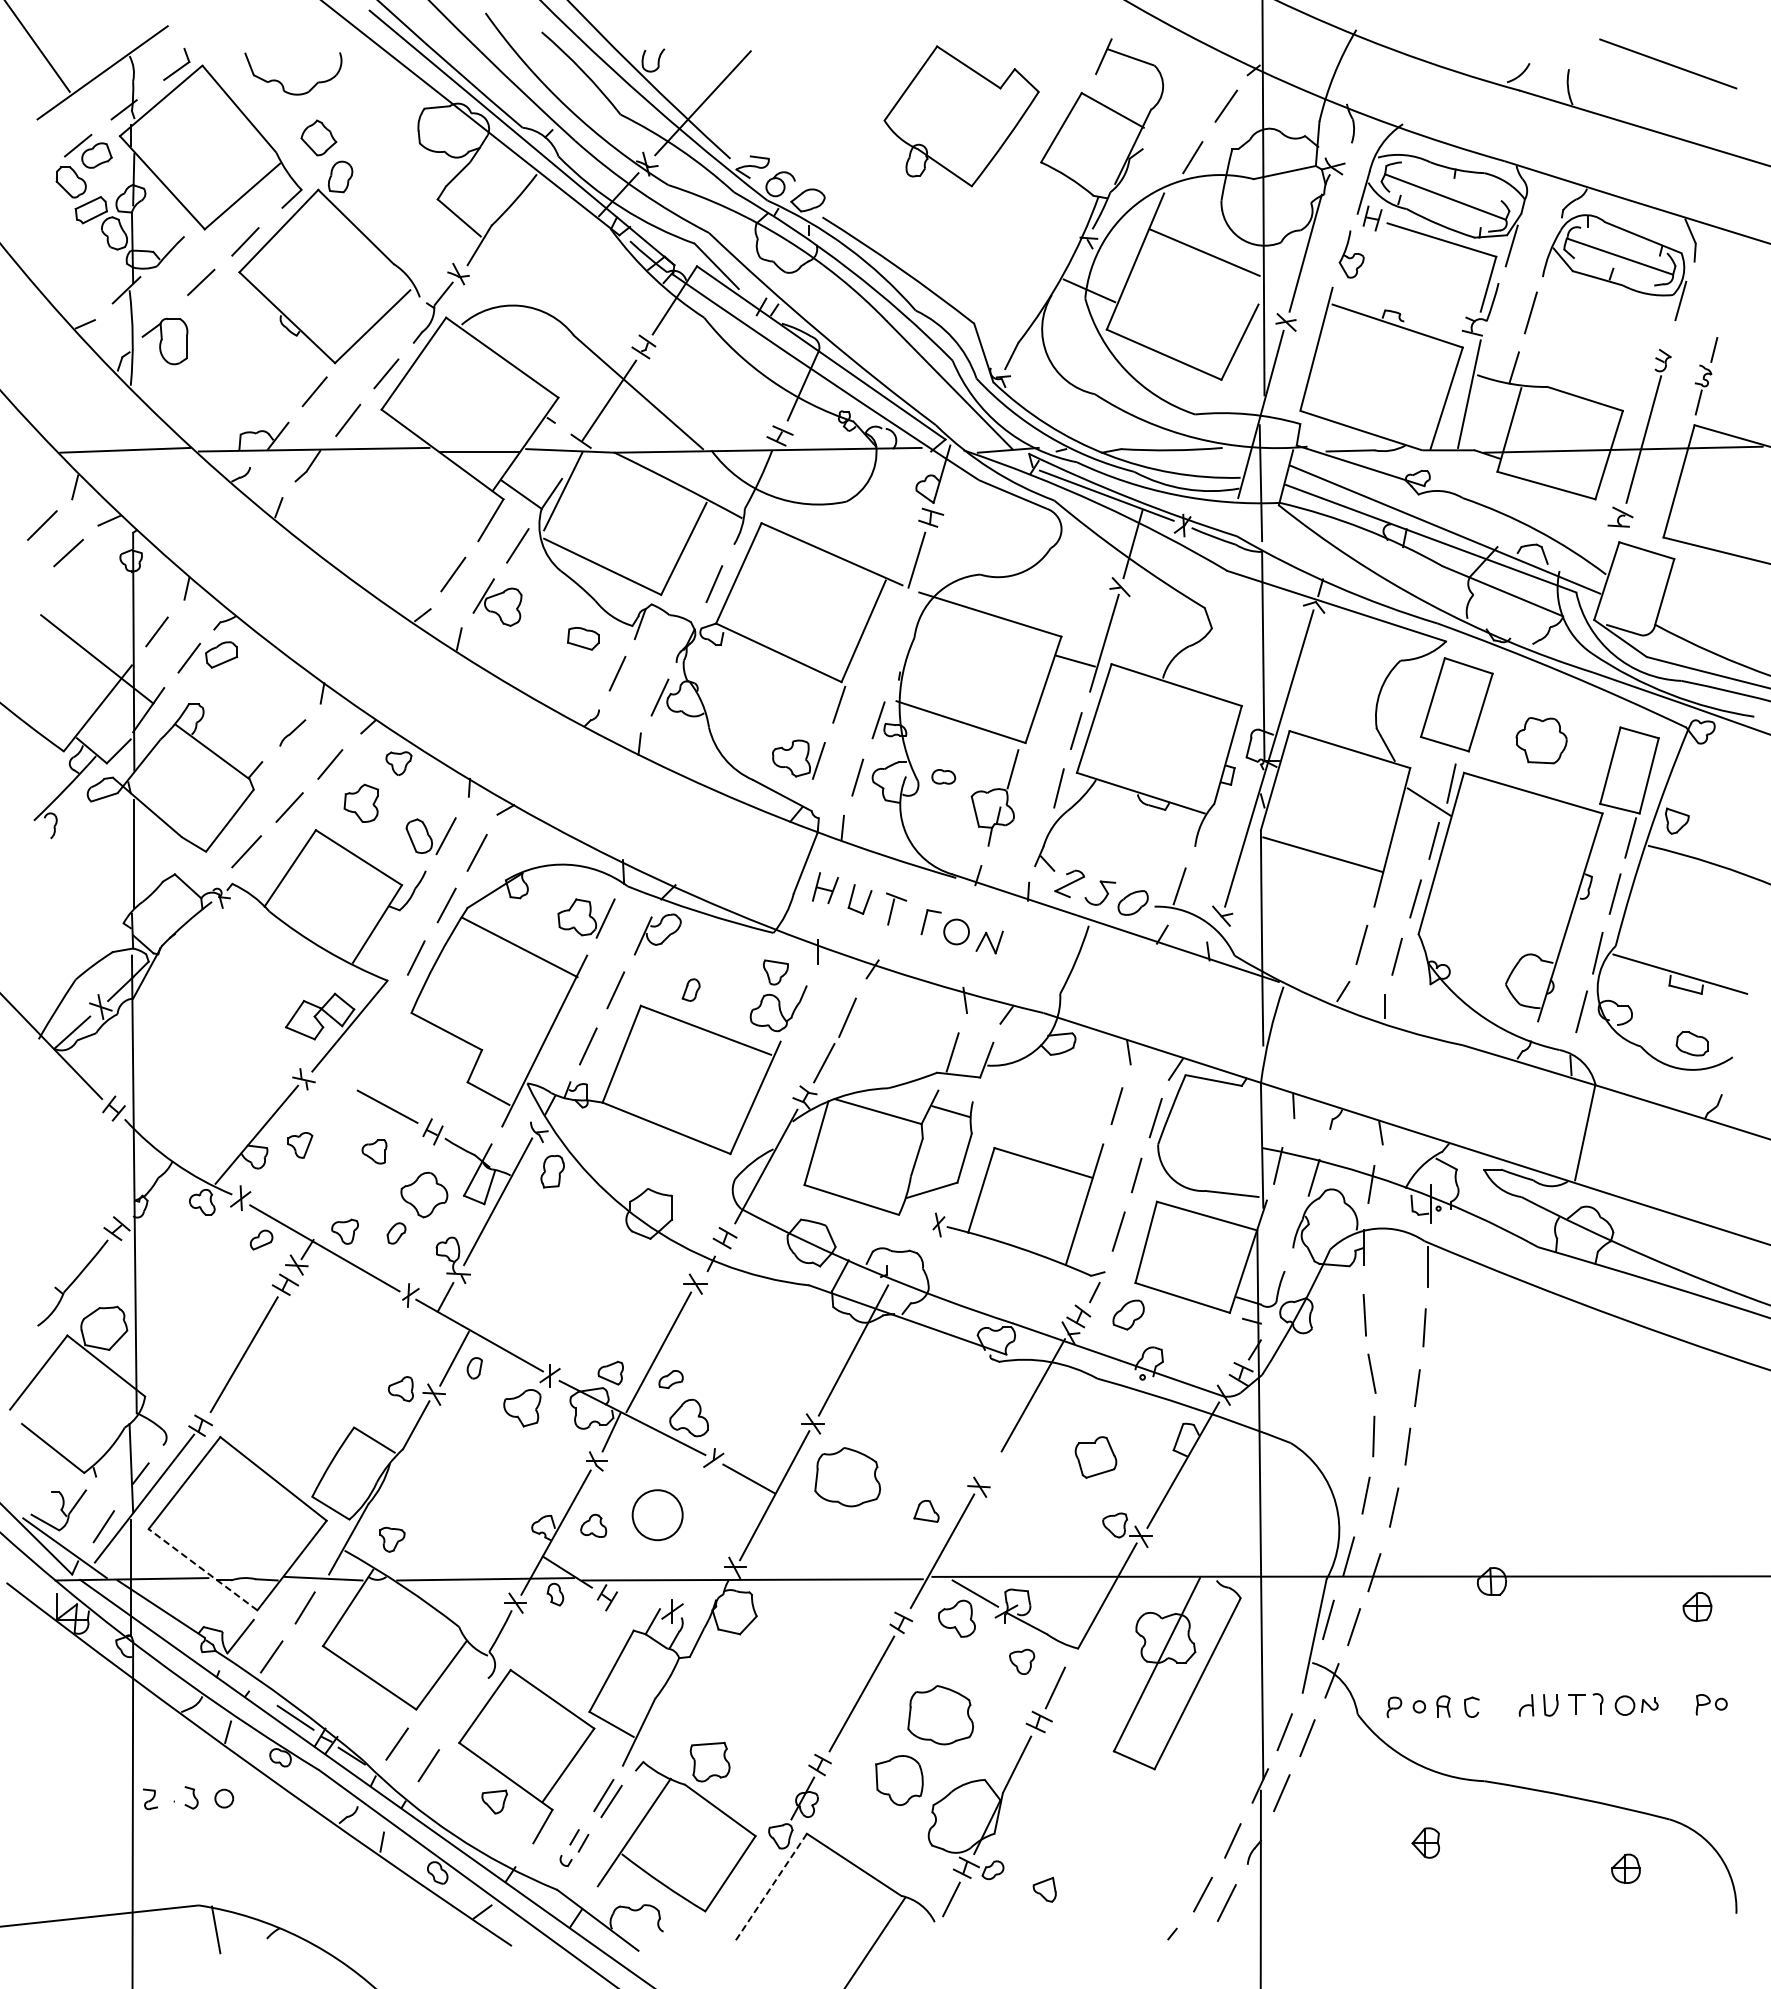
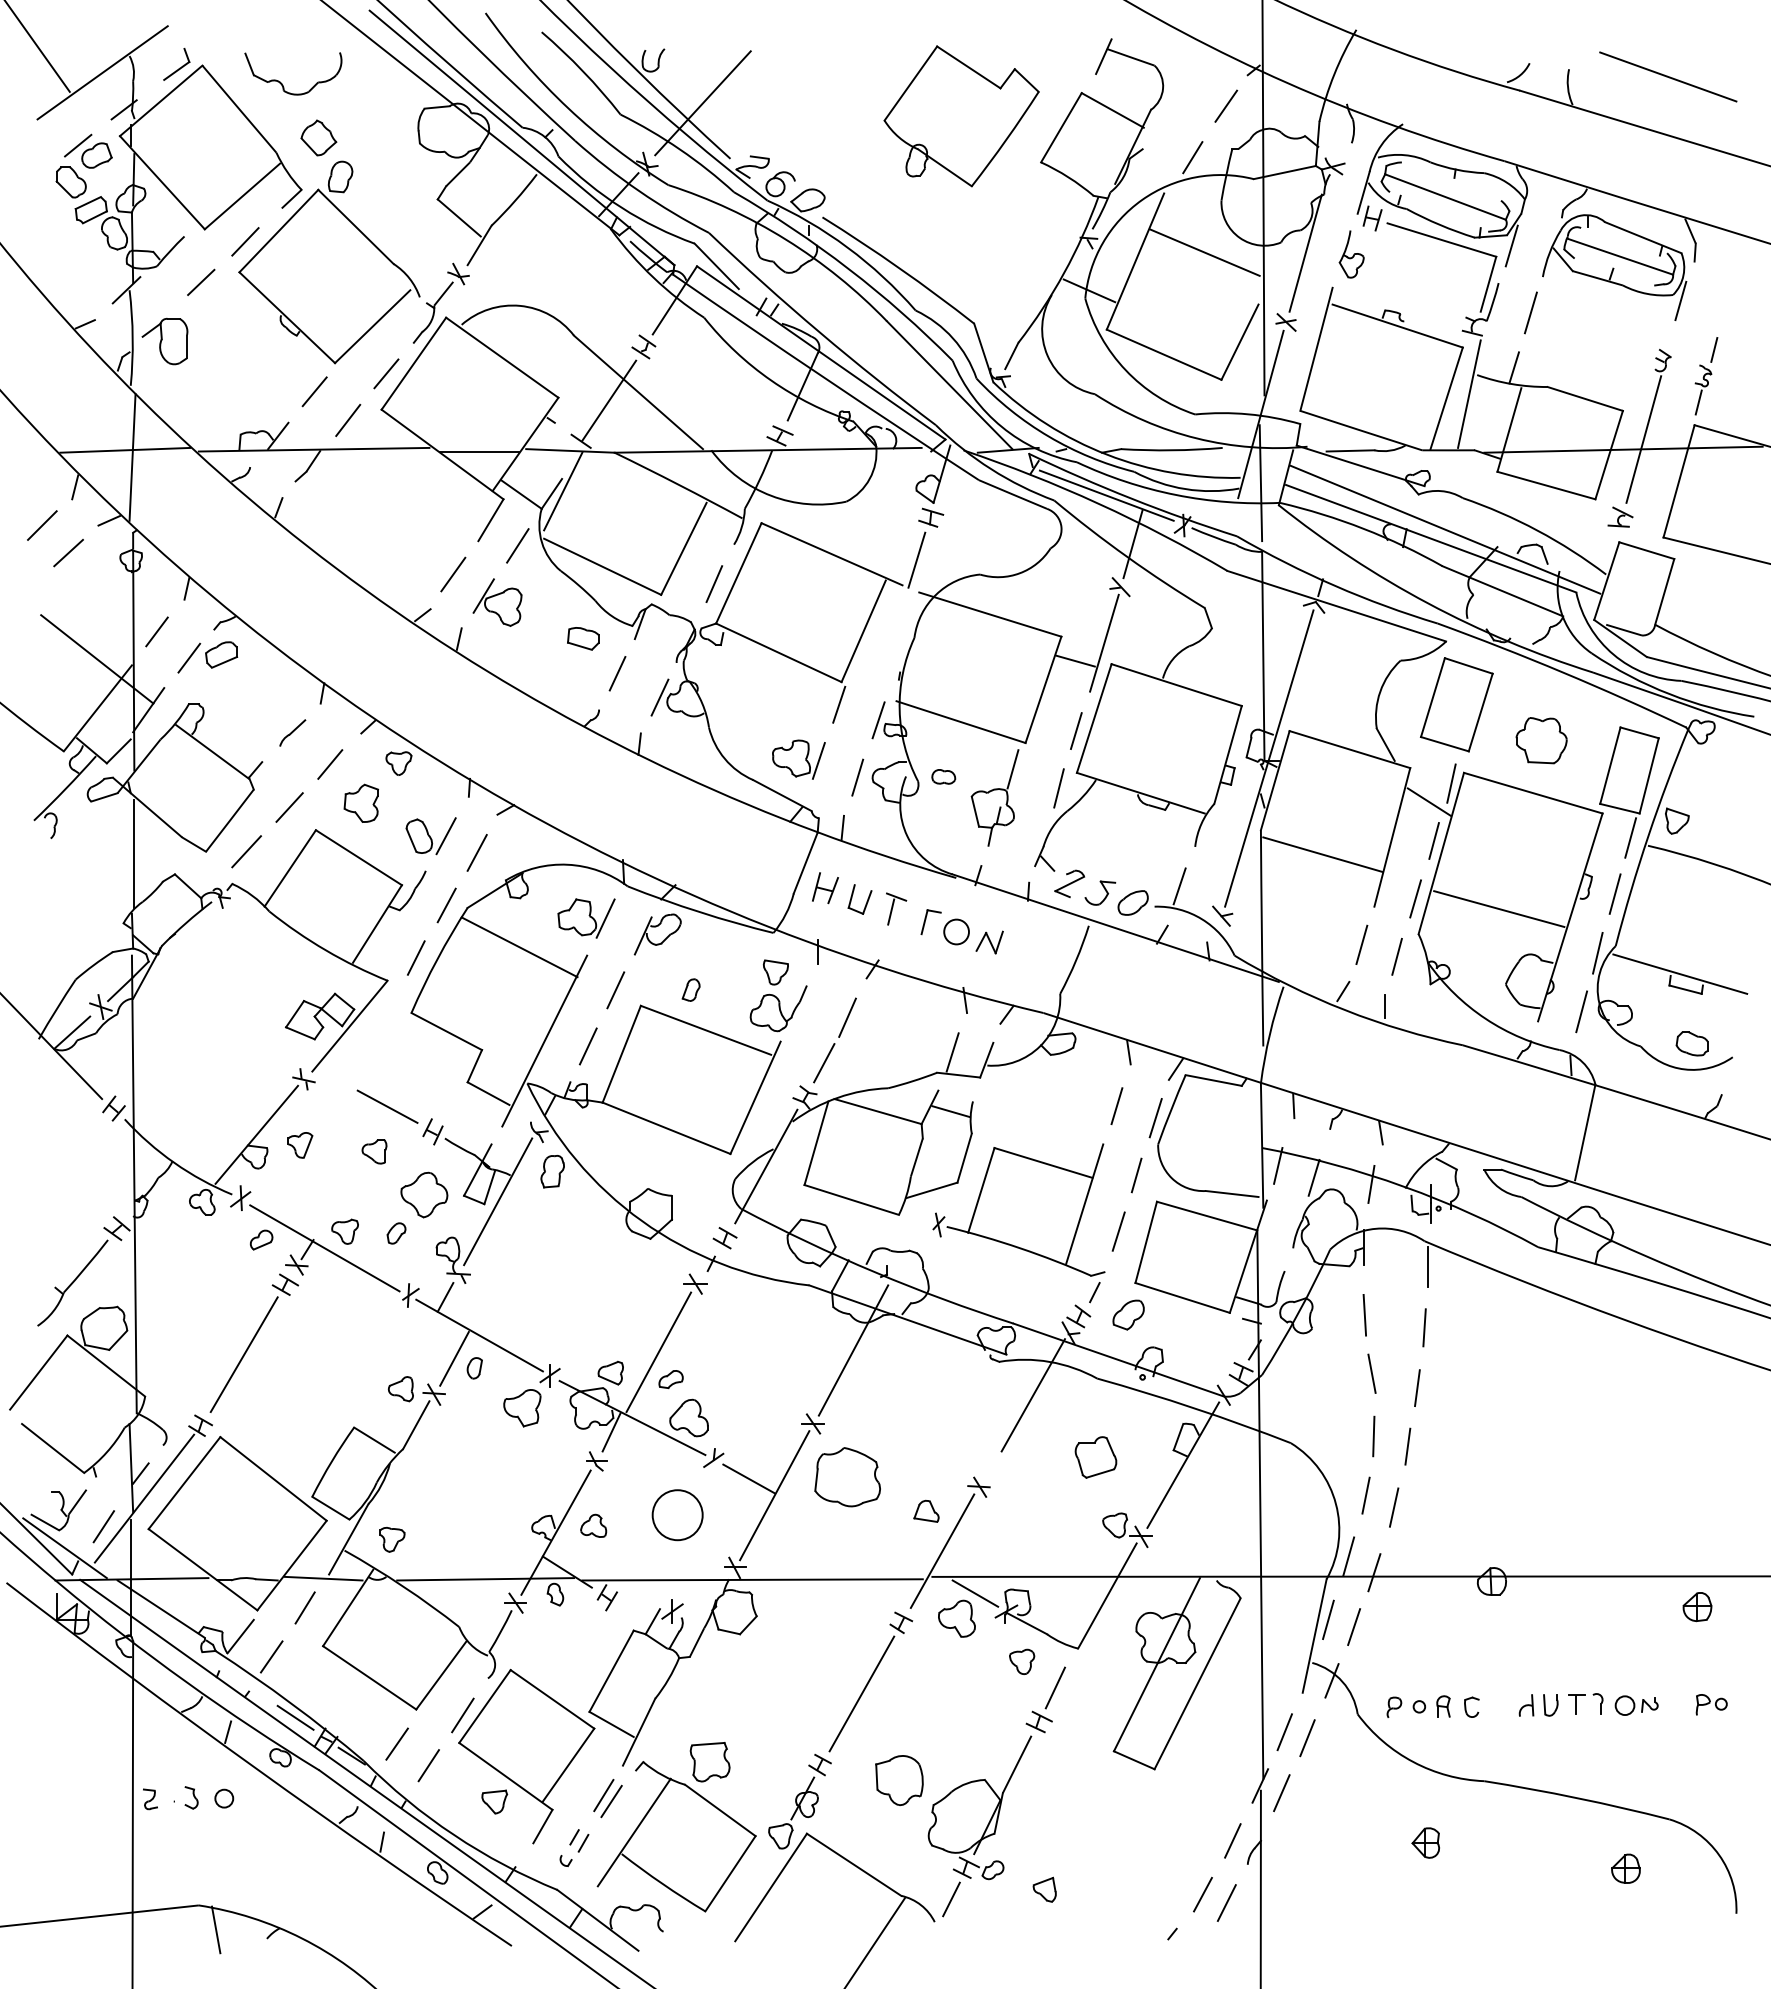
line position: (1668, 63) -> (1668, 76) (1668, 76)
line: none -> present (132, 457)
line: none -> present (1499, 909)
circle position: (657, 1515) -> (677, 1515) (677, 1515)
line: dashed -> solid (203, 1569)
line: none -> present (462, 1715)
part: present -> none (940, 1715)
line: dashed -> solid (771, 1887)
